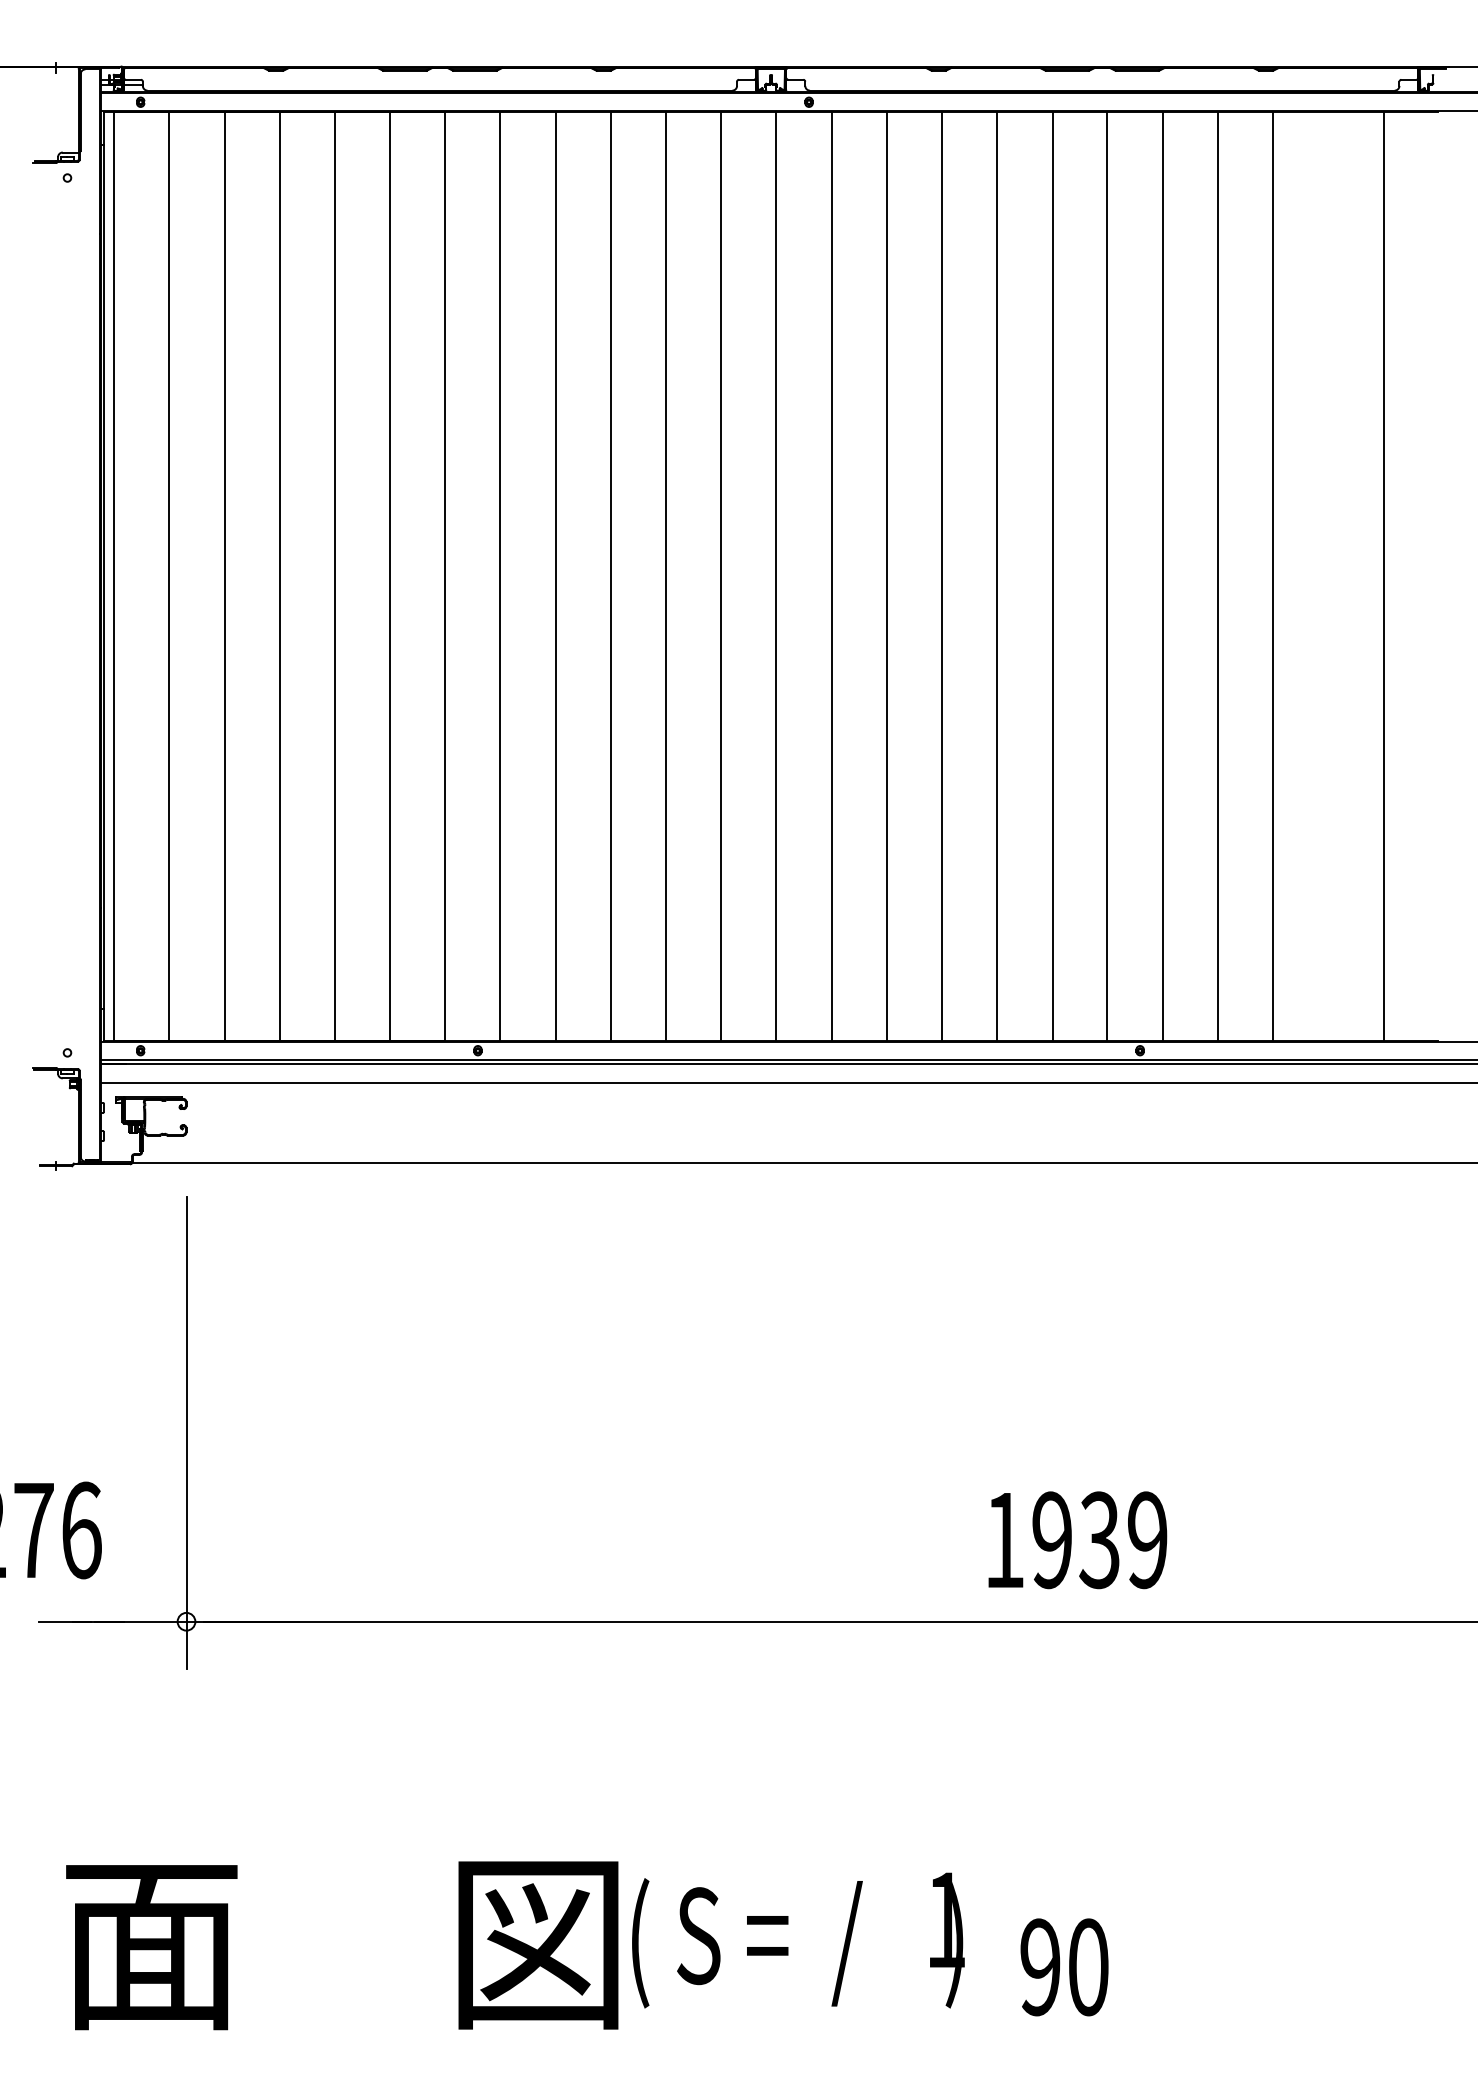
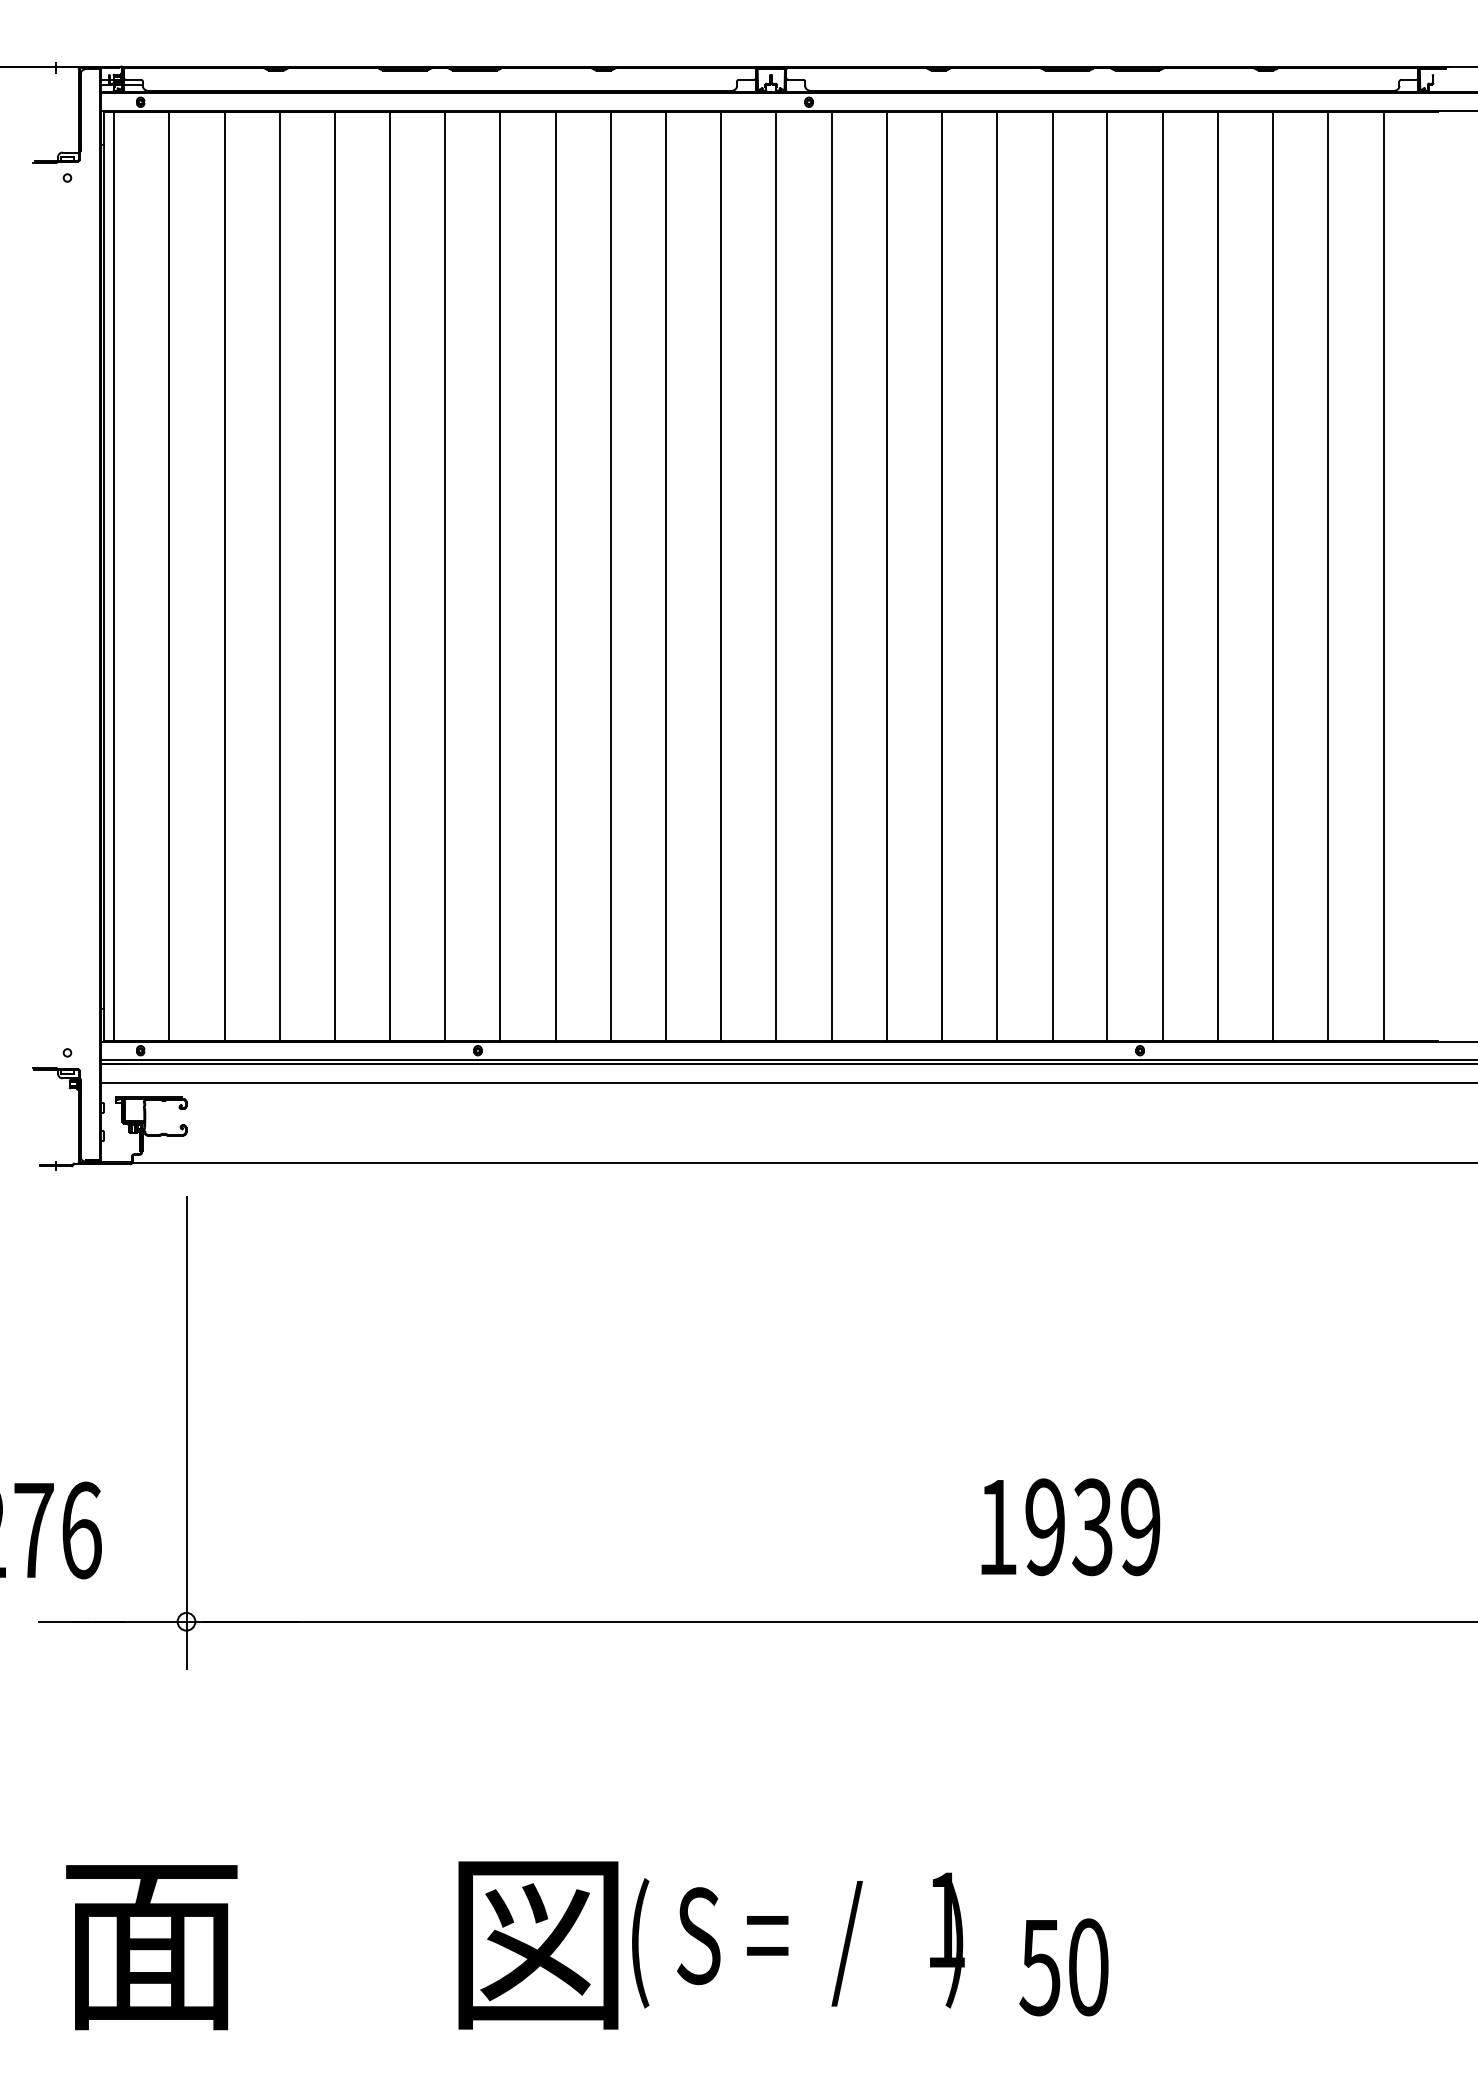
line: none -> present (1328, 575)
text position: (1077, 1540) -> (1070, 1527) (1070, 1527)
text: 90 -> 50 (1039, 1967)
